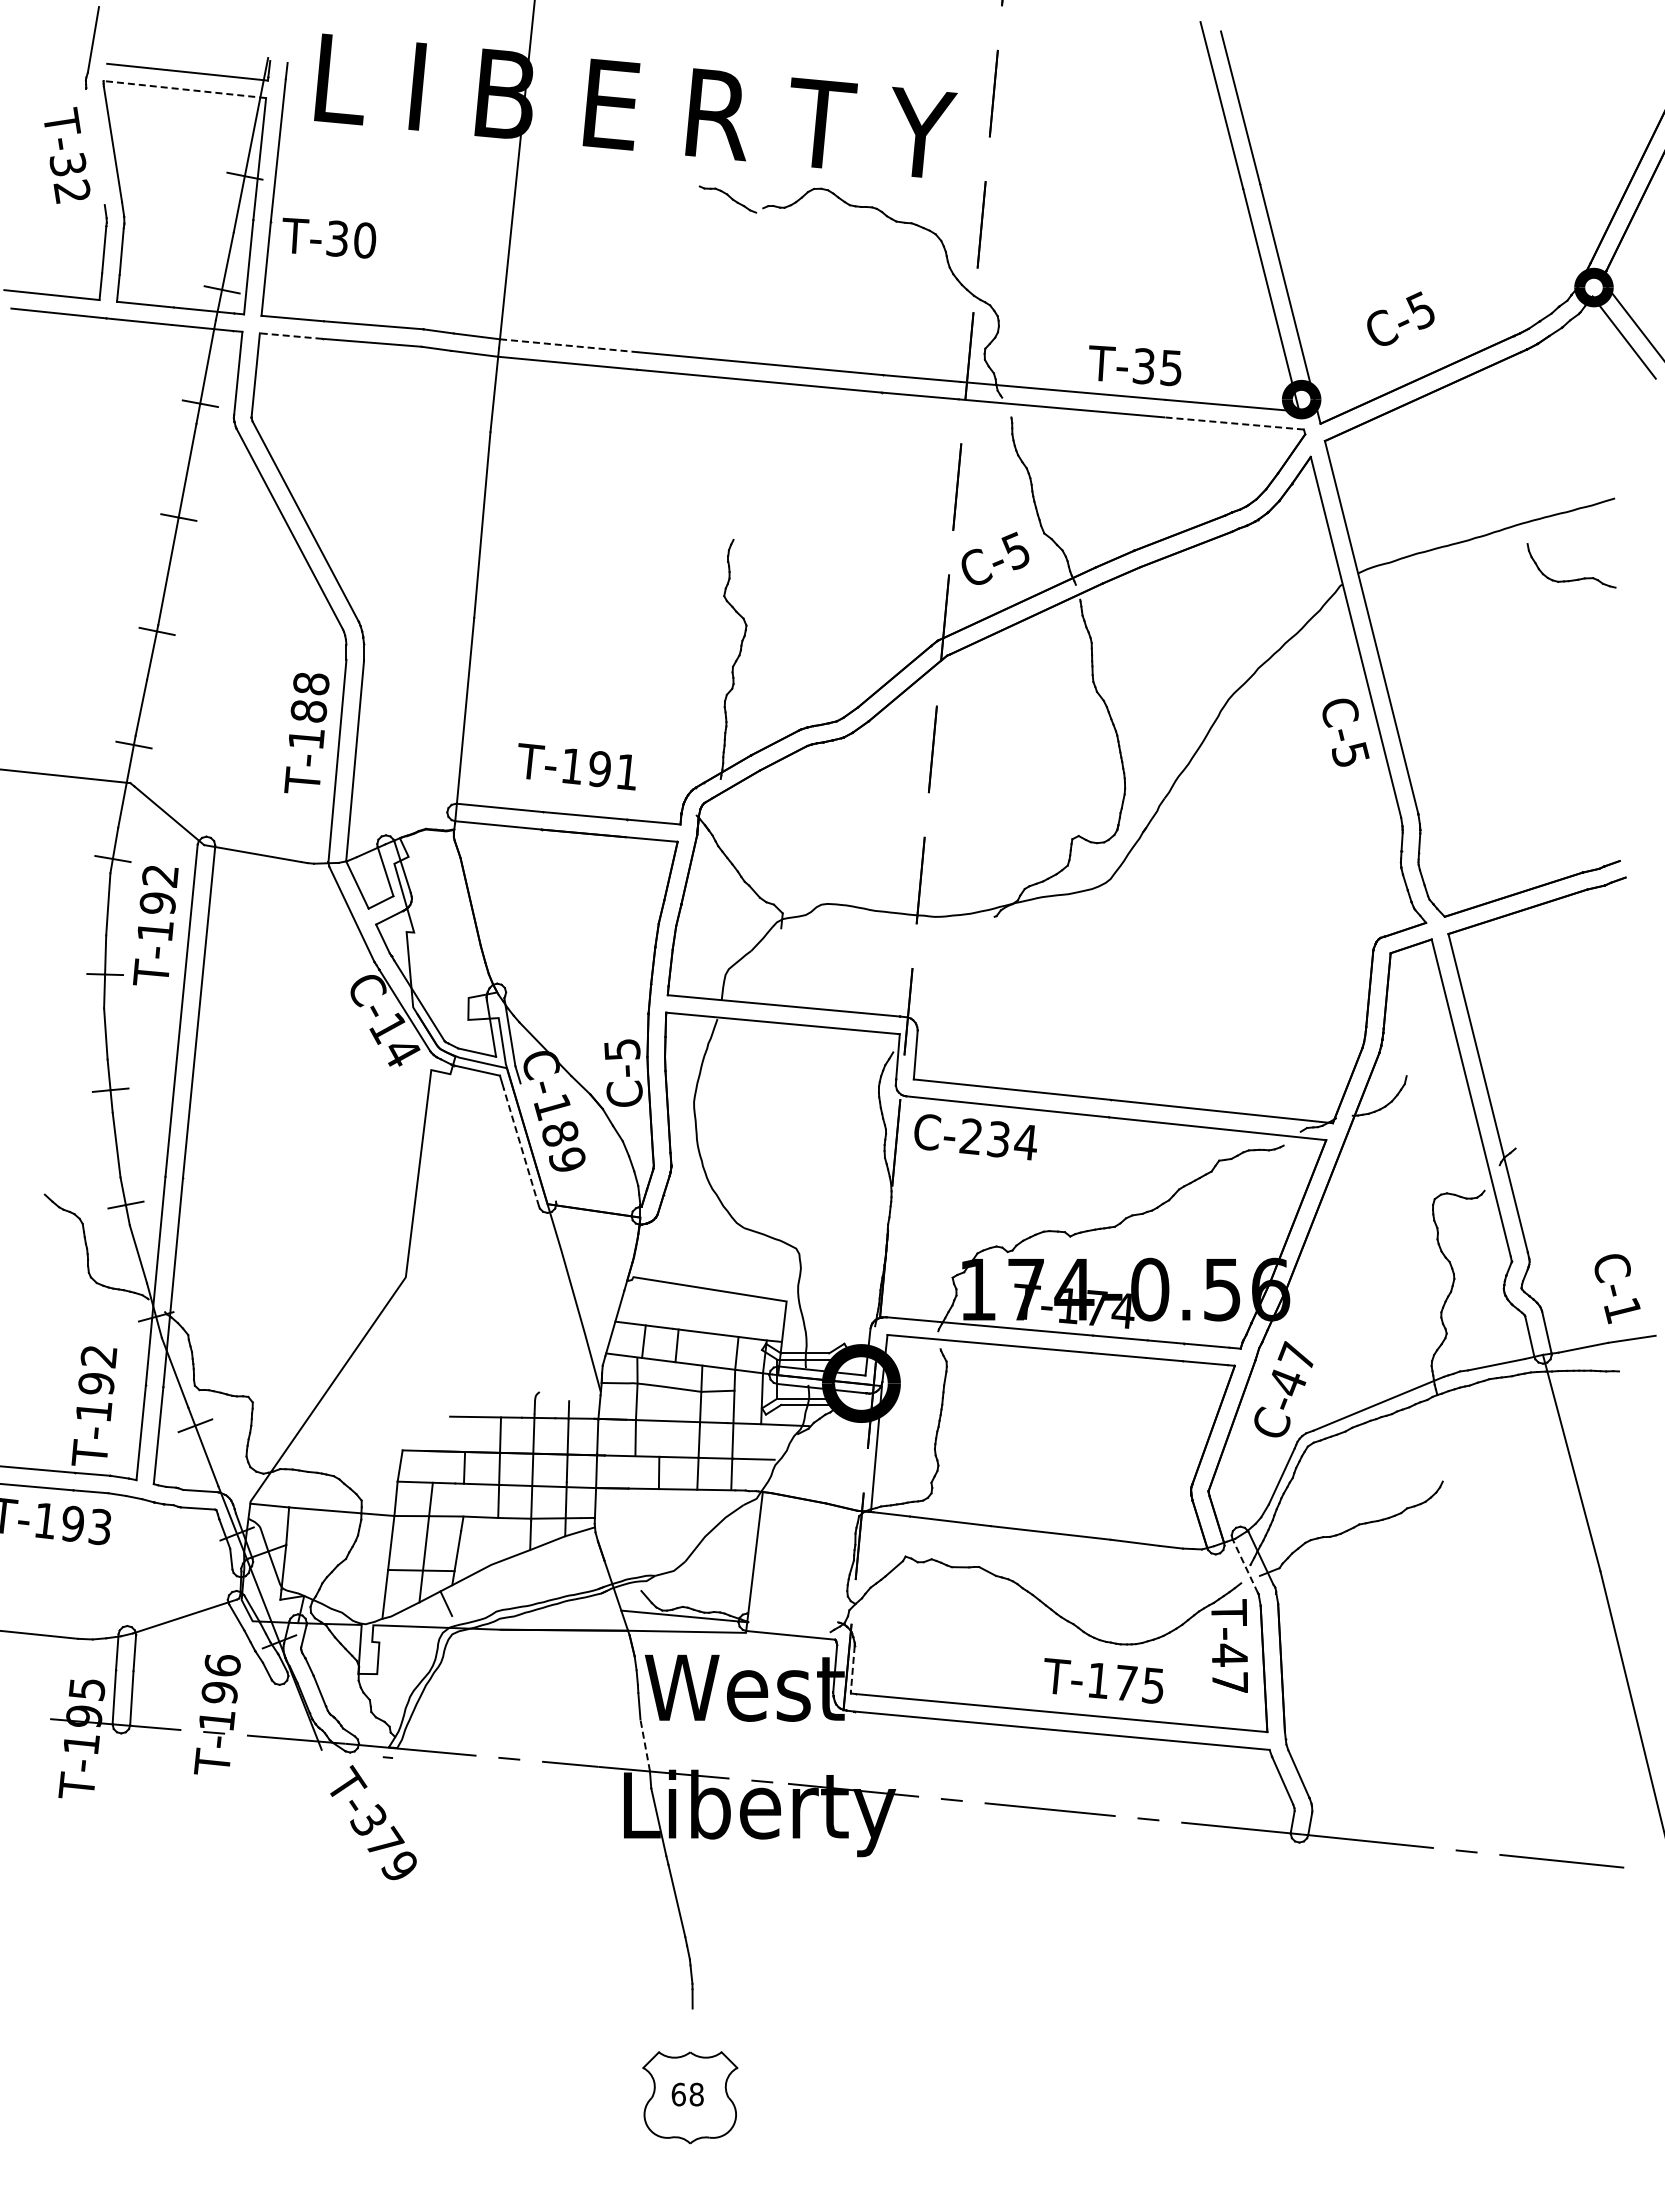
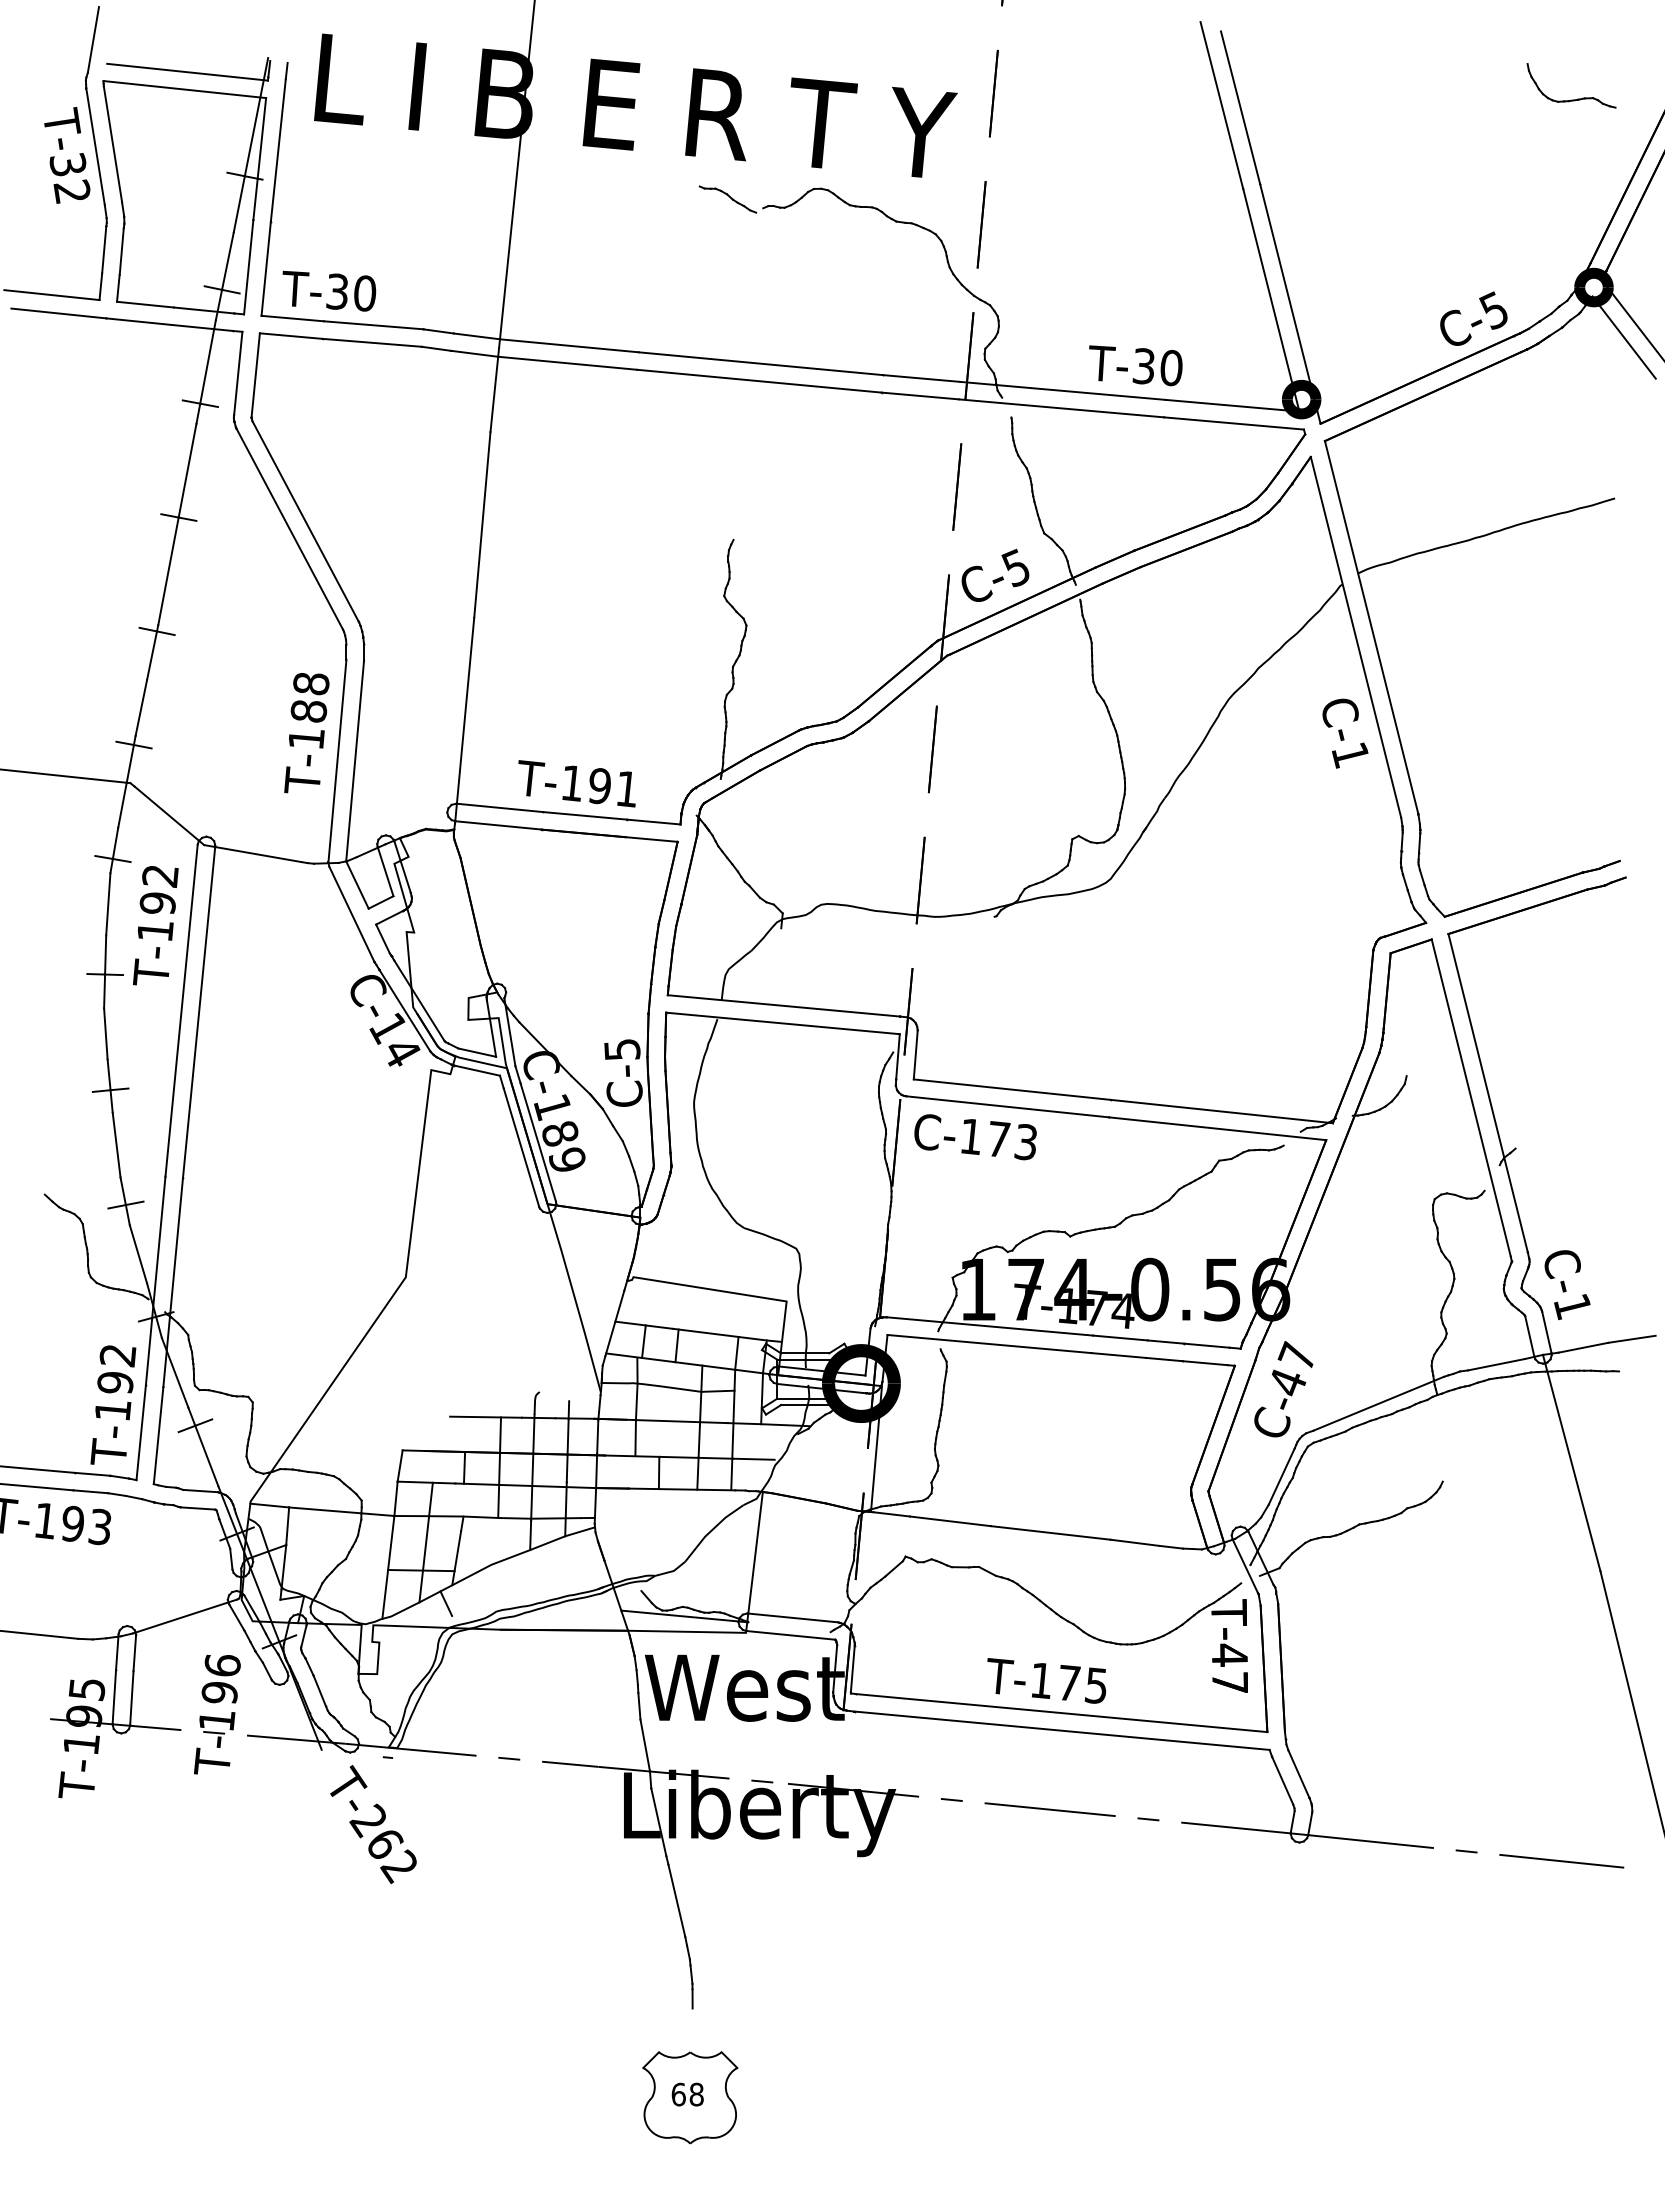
line: dashed -> solid (184, 89)
line: none -> present (95, 146)
text position: (329, 237) -> (329, 290) (329, 290)
text position: (1400, 318) -> (1473, 318) (1473, 318)
line: dashed -> solid (290, 336)
line: dashed -> solid (569, 345)
text: T-35 -> T-30 (1171, 368)
line: dashed -> solid (1233, 423)
text position: (995, 557) -> (995, 574) (995, 574)
part position: (1571, 579) -> (1571, 99) (1571, 99)
text: C-5 -> C-1 (1350, 755)
text position: (576, 766) -> (576, 783) (576, 783)
text: C-234 -> C-173 (997, 1139)
line: none -> present (537, 1142)
line: dashed -> solid (521, 1147)
text position: (1617, 1289) -> (1567, 1285) (1567, 1285)
text position: (94, 1405) -> (113, 1404) (113, 1404)
line: dashed -> solid (1245, 1566)
line: none -> present (793, 1617)
line: dashed -> solid (852, 1669)
text position: (1103, 1680) -> (1046, 1680) (1046, 1680)
line: dashed -> solid (645, 1744)
text: T-379 -> T-262 (382, 1843)
